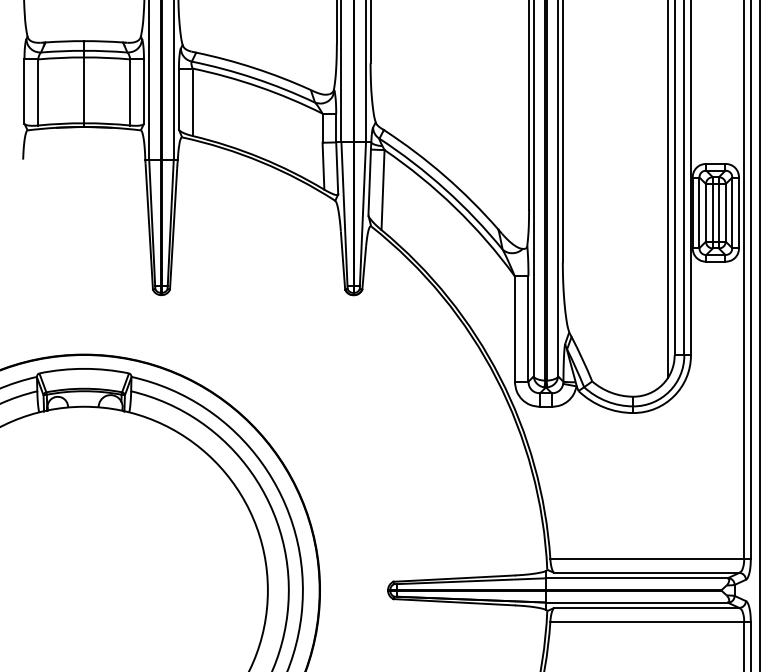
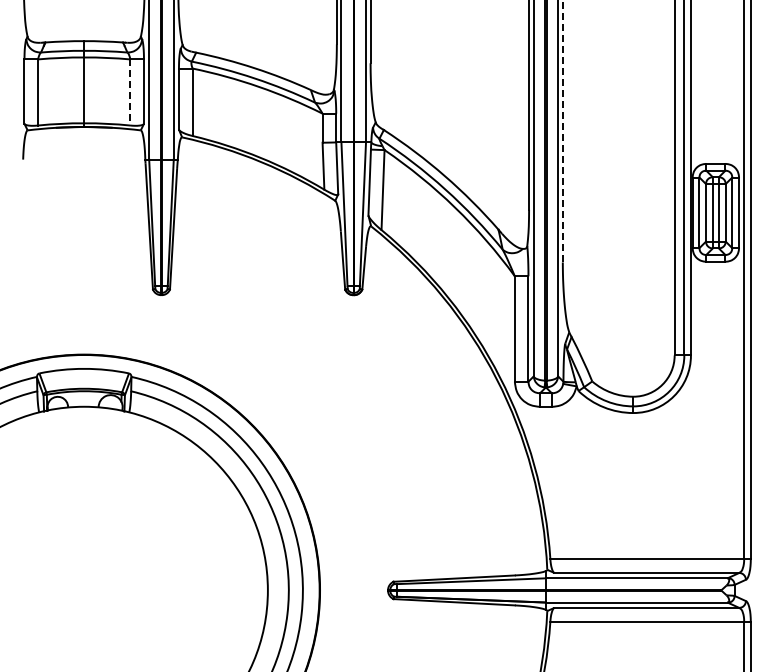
line: solid -> dashed (130, 92)
line: solid -> dashed (562, 130)
line: present -> none (667, 189)
line: present -> none (760, 335)
